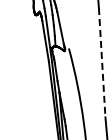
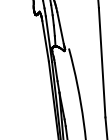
line: dashed -> solid (102, 62)
